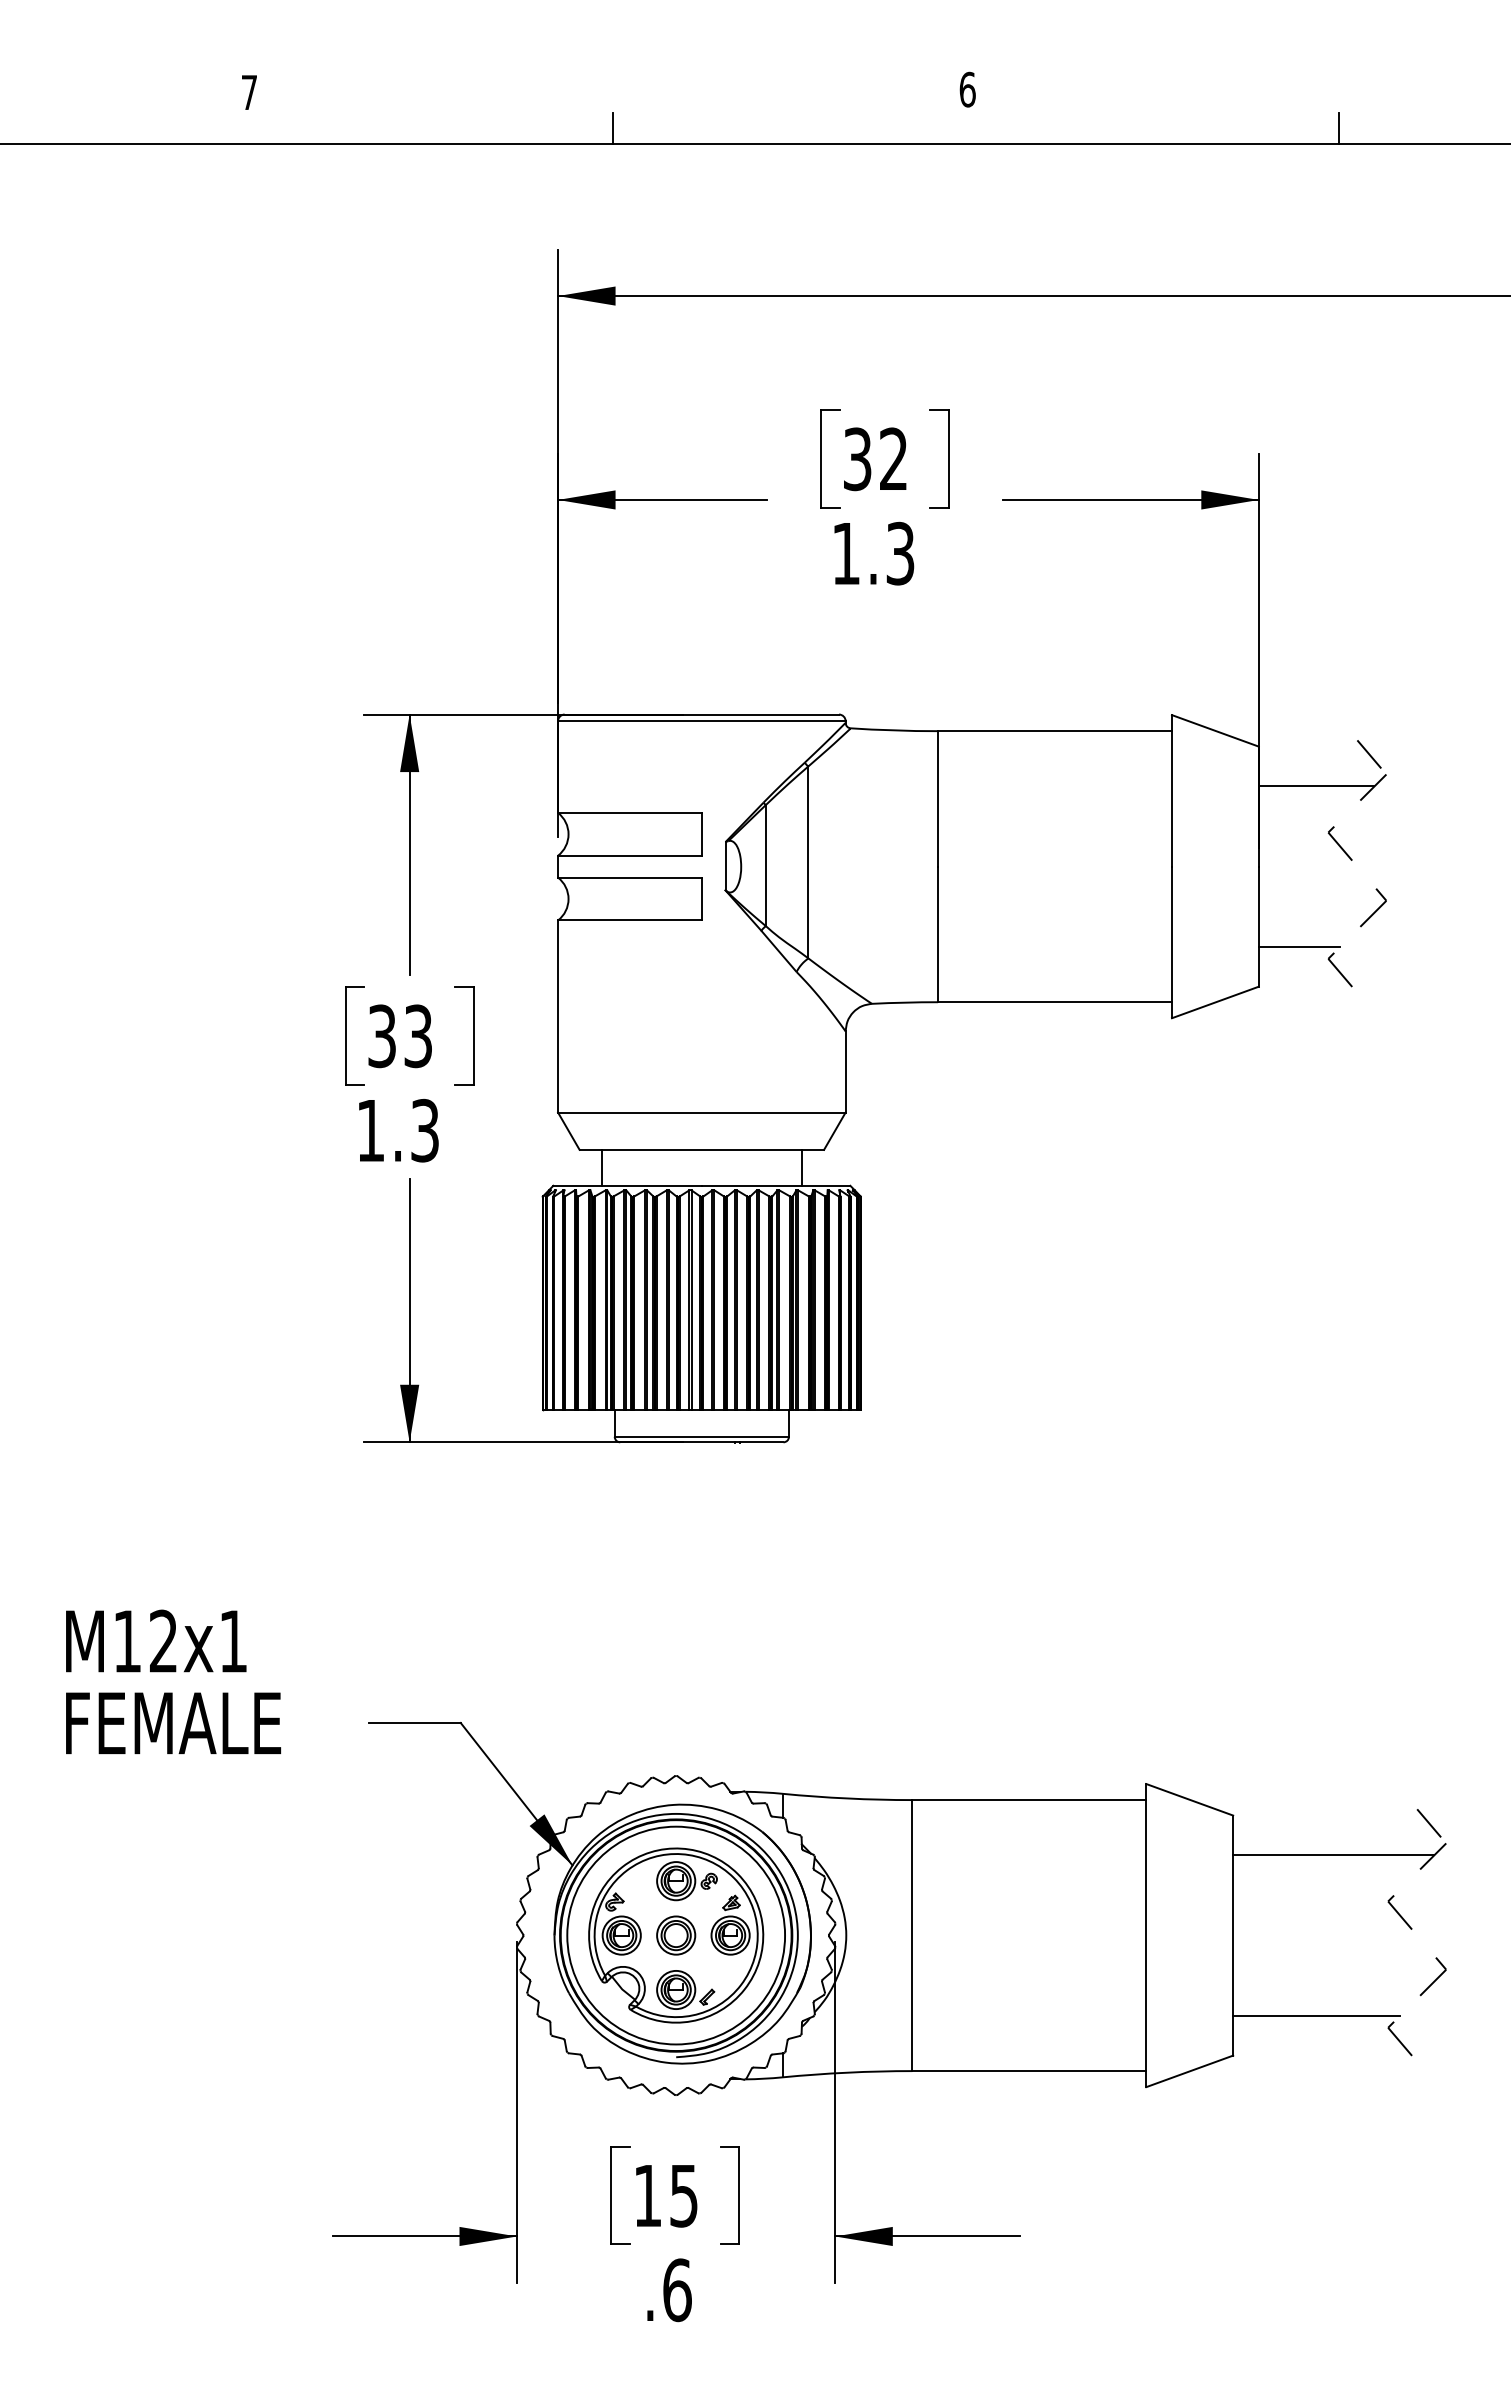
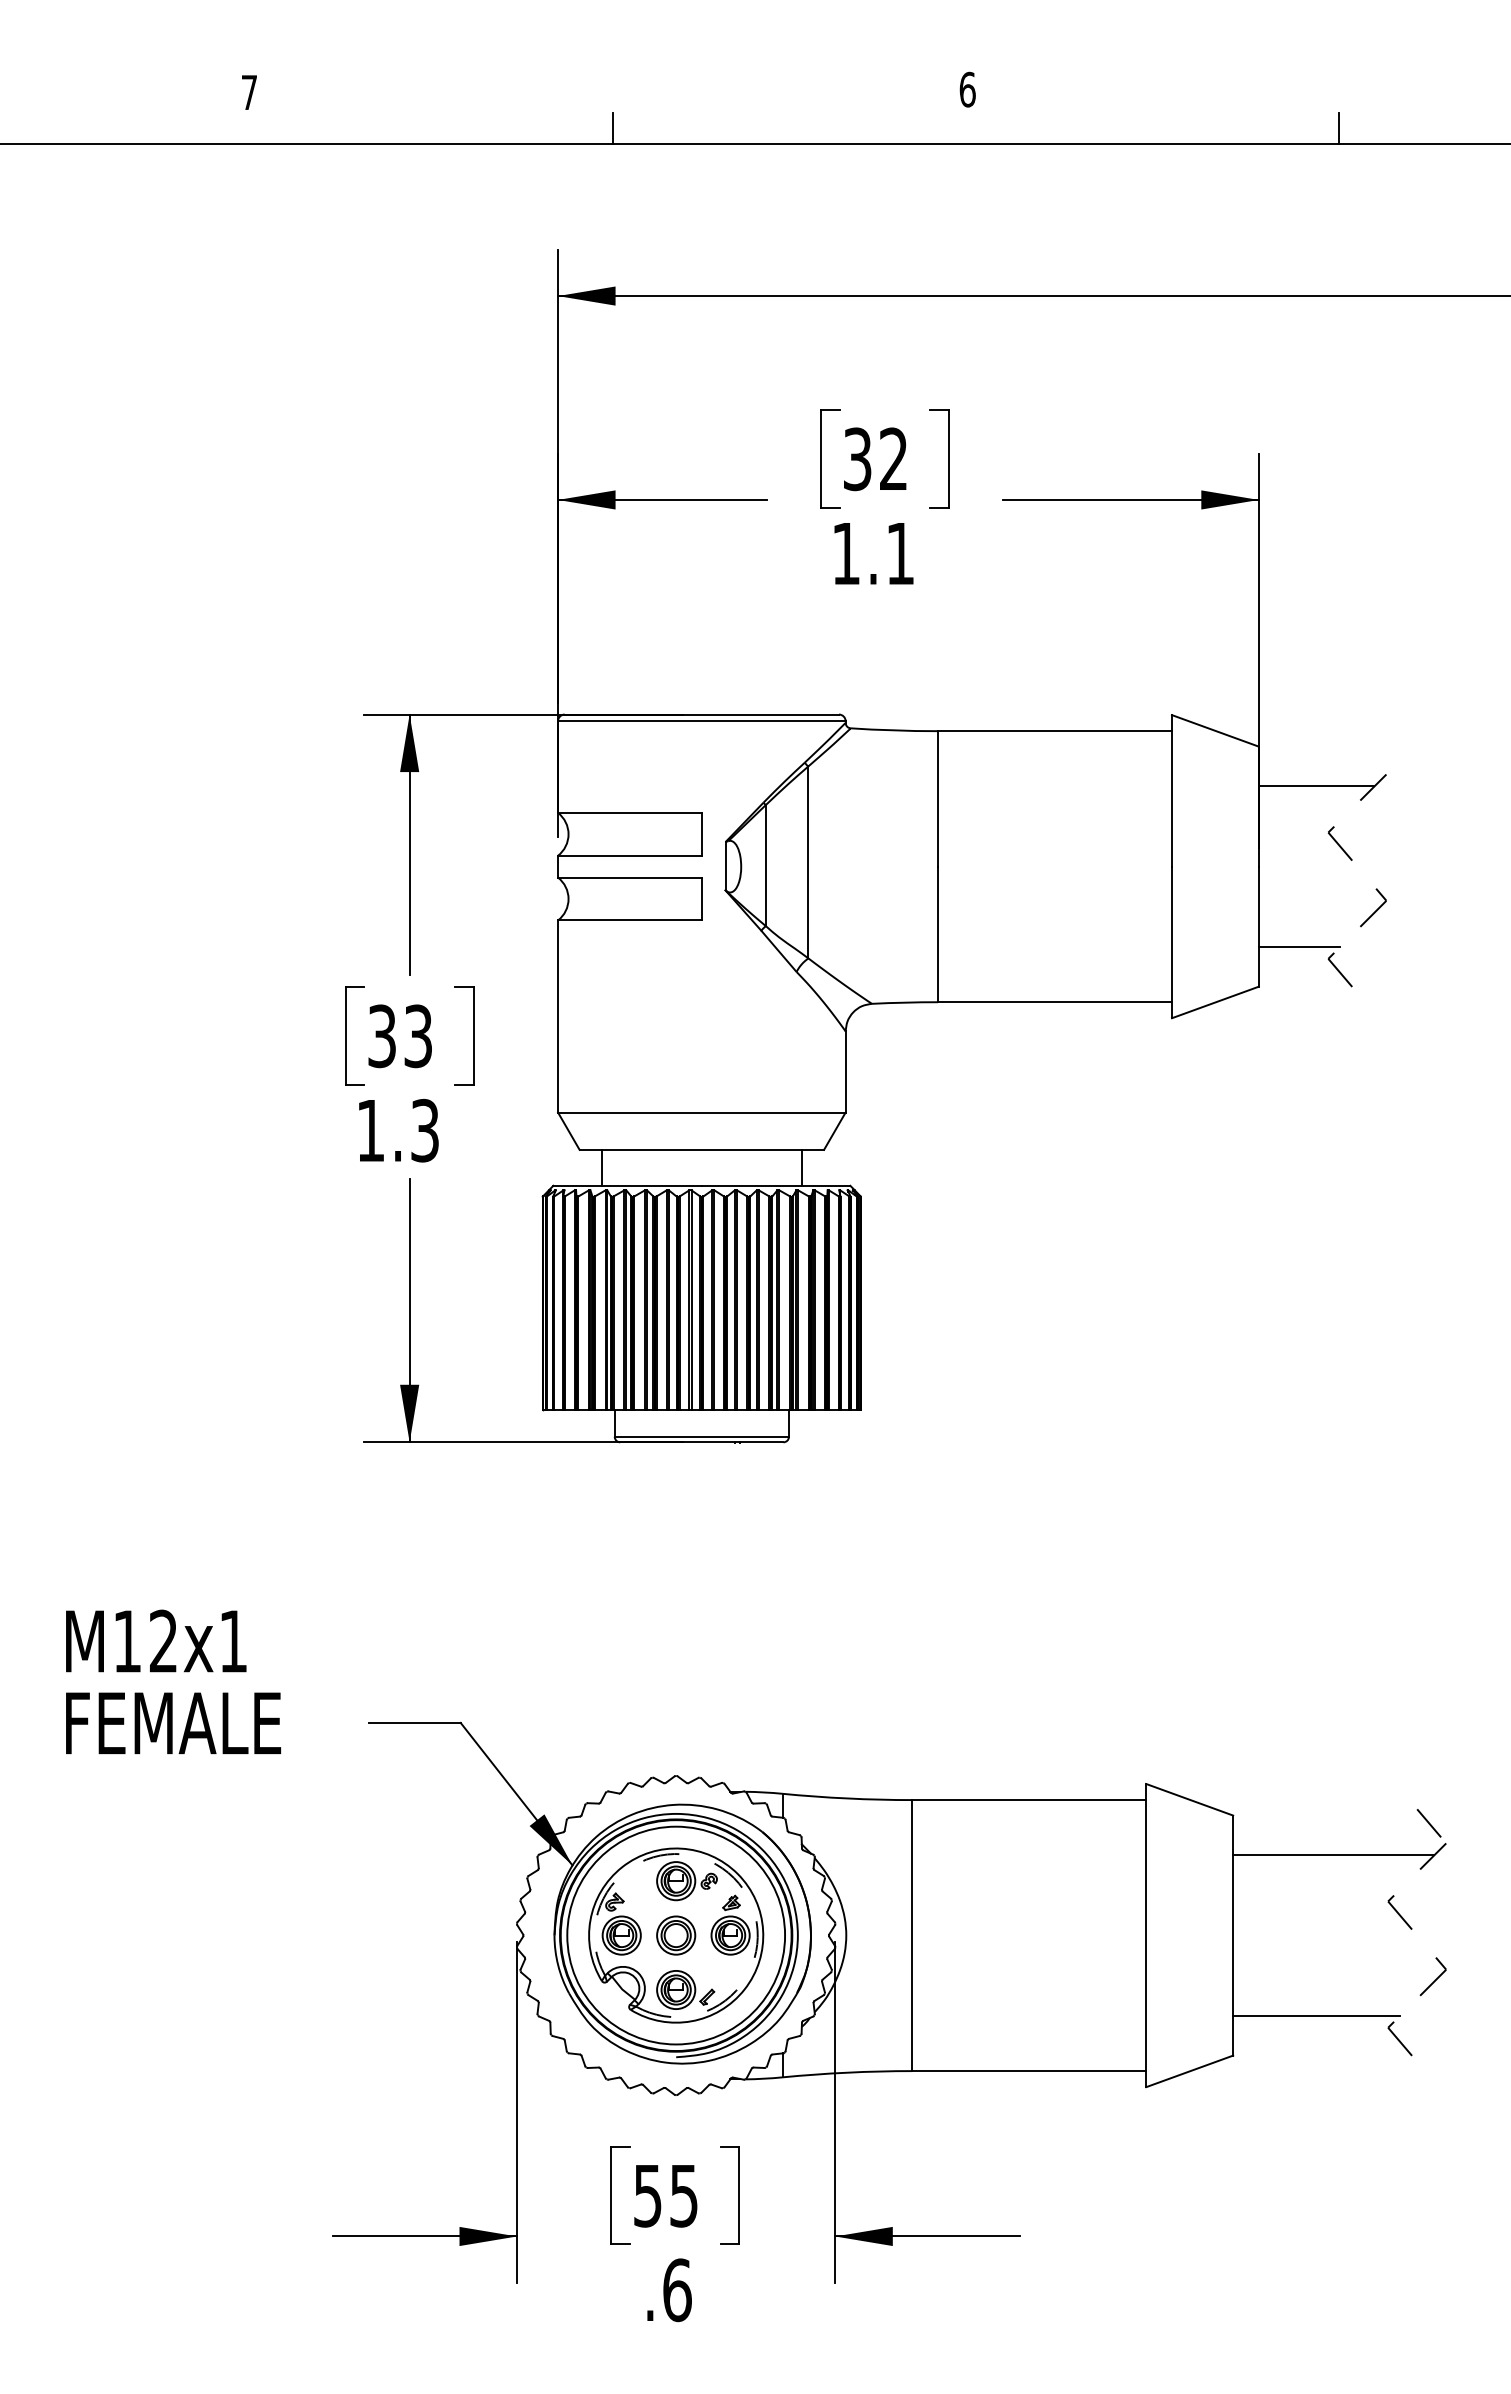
text: 1.3 -> 1.1 (900, 553)
line: present -> none (1369, 754)
arc: solid -> dashed (733, 1877)
text: 15 -> 55 (647, 2196)
